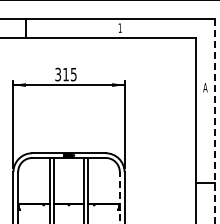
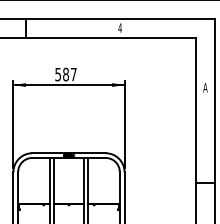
text: 1 -> 4 (119, 27)
text: 315 -> 587 (65, 74)
line: dashed -> solid (214, 121)
line: dashed -> solid (119, 197)
